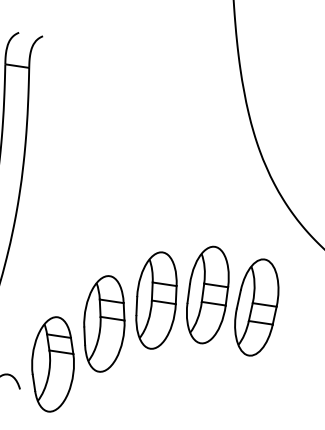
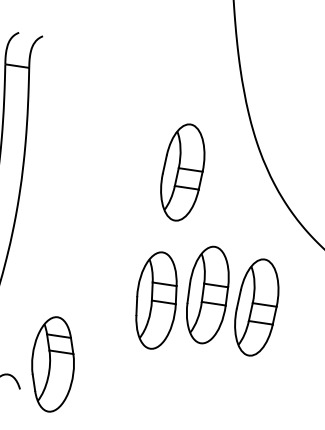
part: none -> present (182, 172)
part: present -> none (104, 323)
